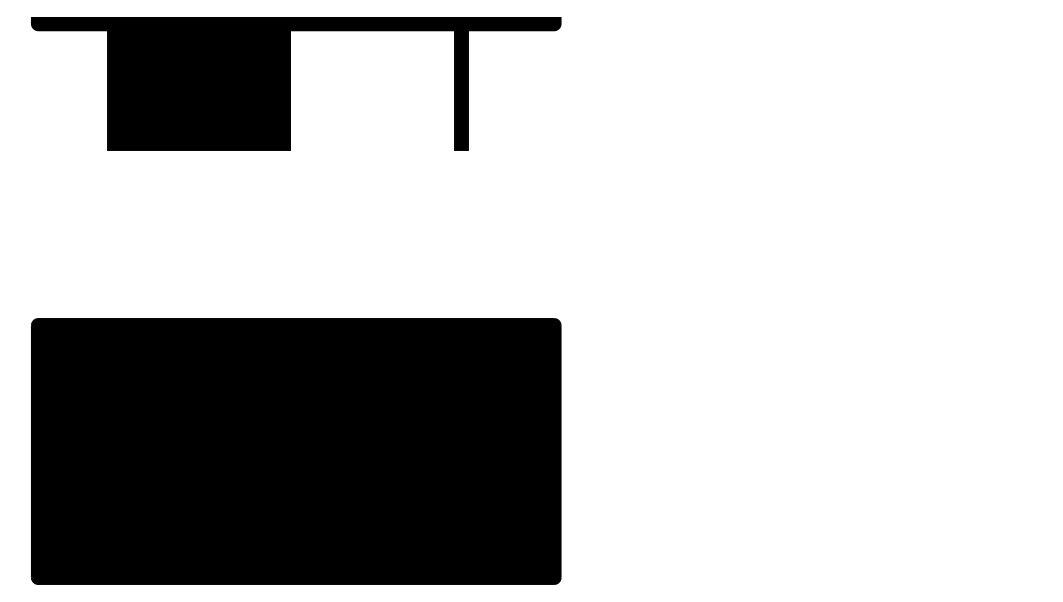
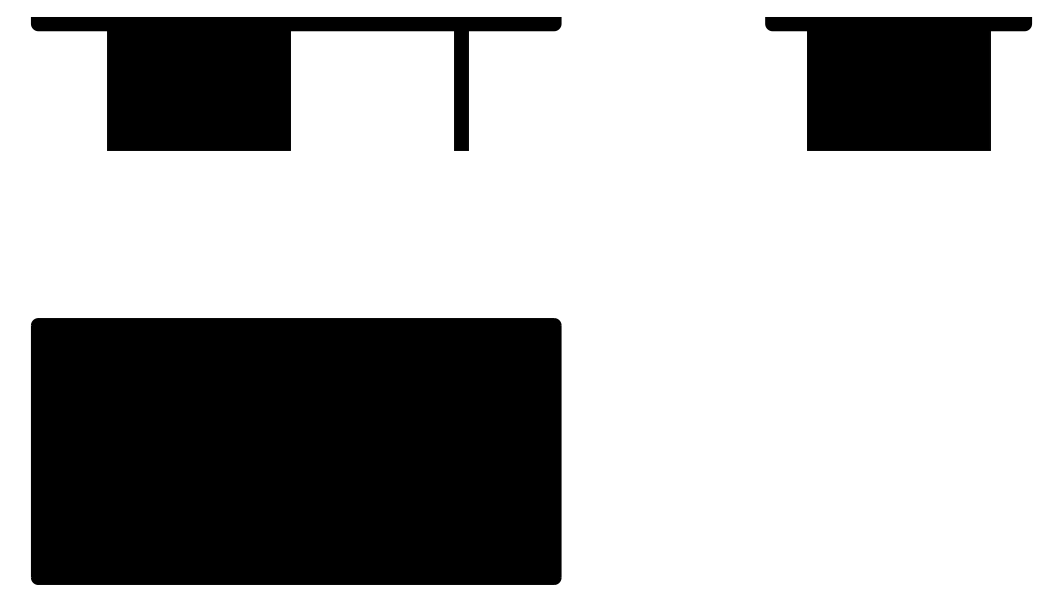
part: none -> present (898, 83)
